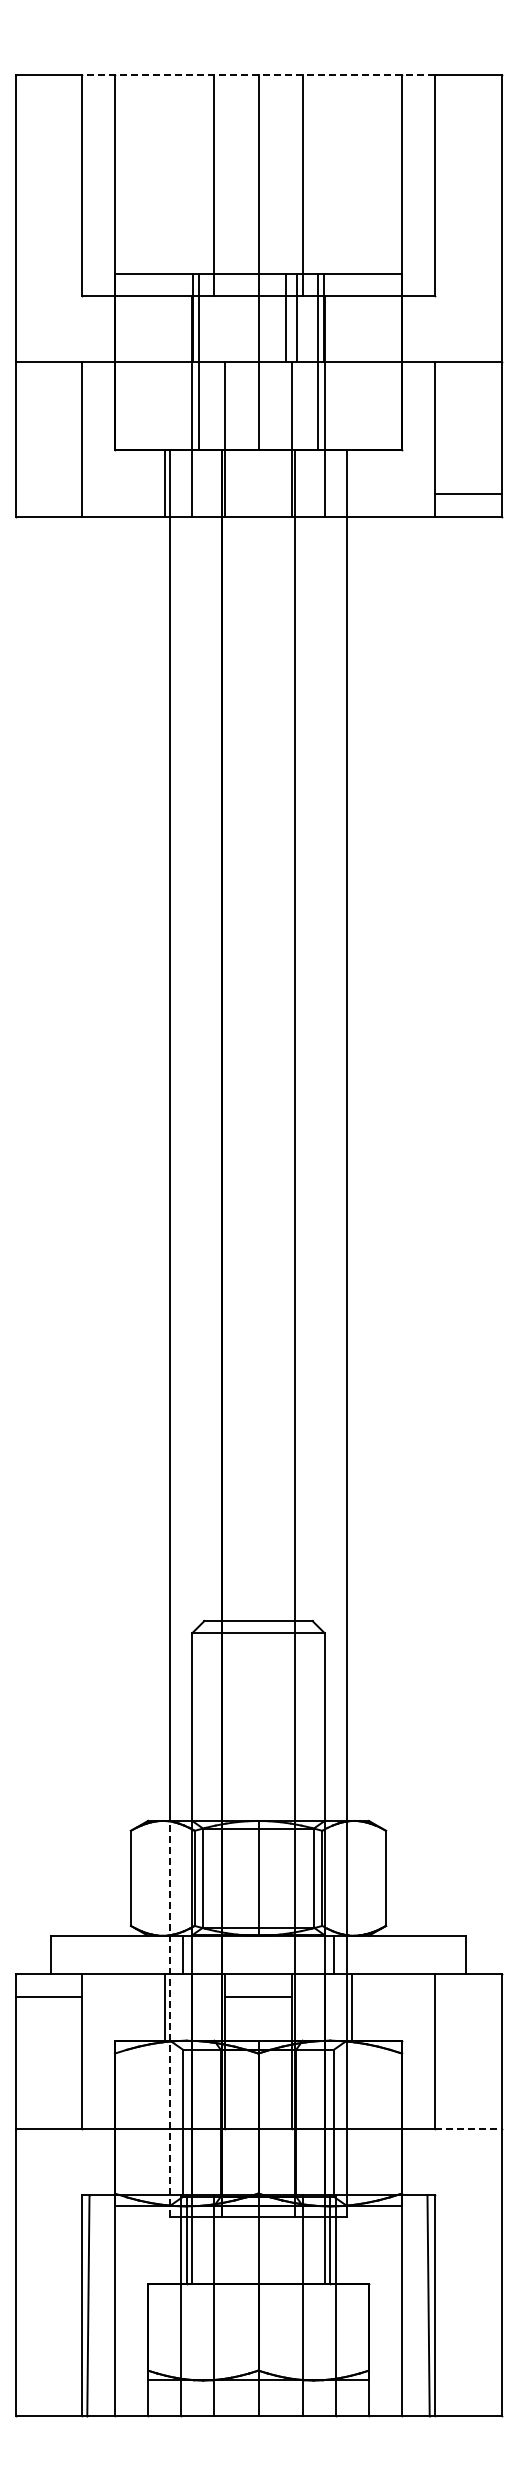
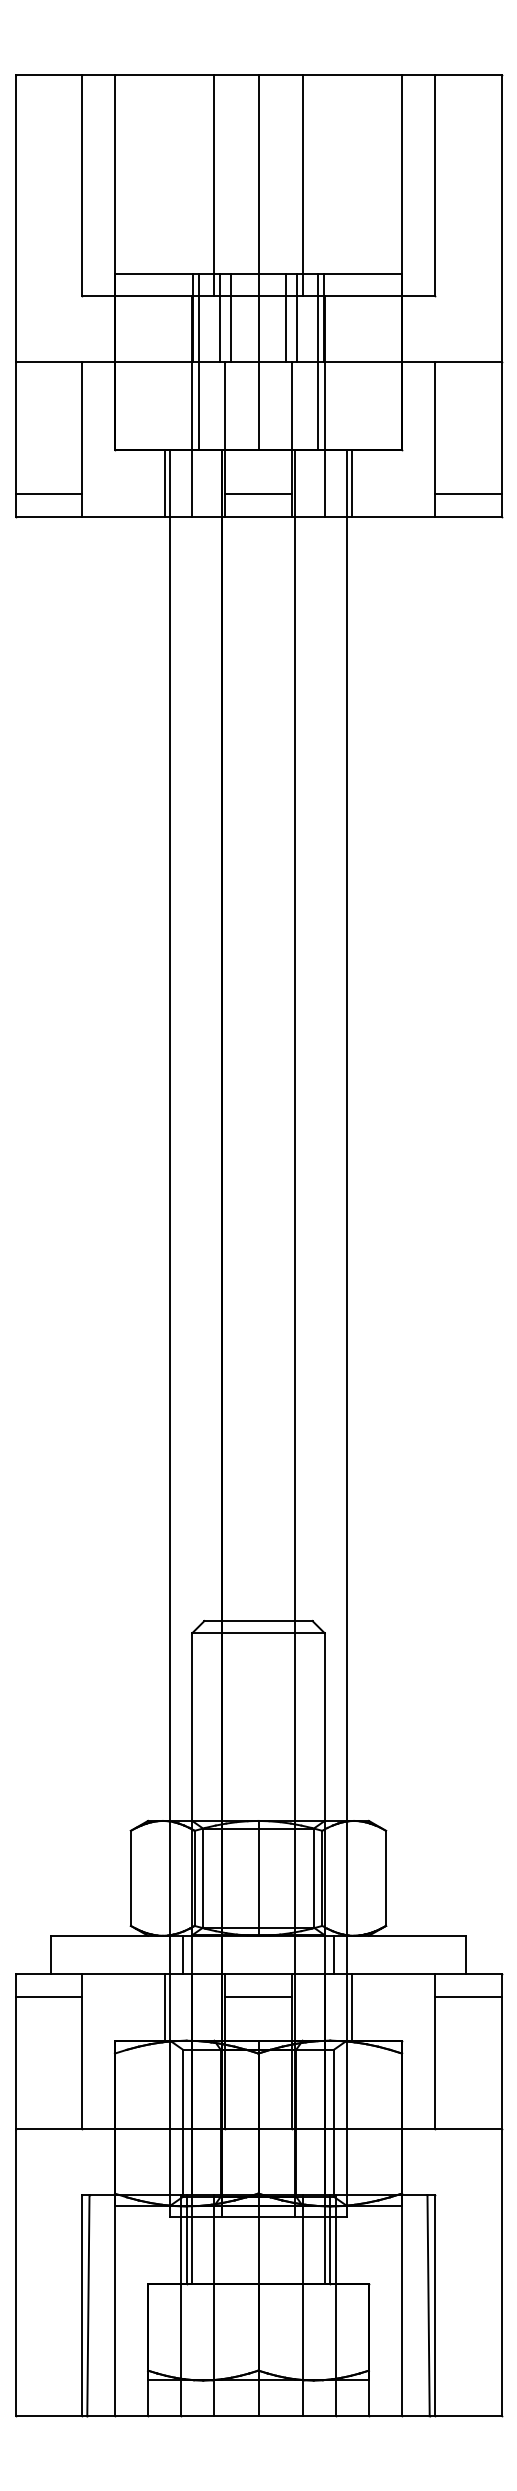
line: dashed -> solid (258, 74)
line: none -> present (220, 317)
line: none -> present (230, 317)
line: none -> present (352, 483)
line: none -> present (48, 494)
line: none -> present (258, 494)
line: none -> present (468, 1996)
line: dashed -> solid (170, 2018)
line: dashed -> solid (468, 2129)
